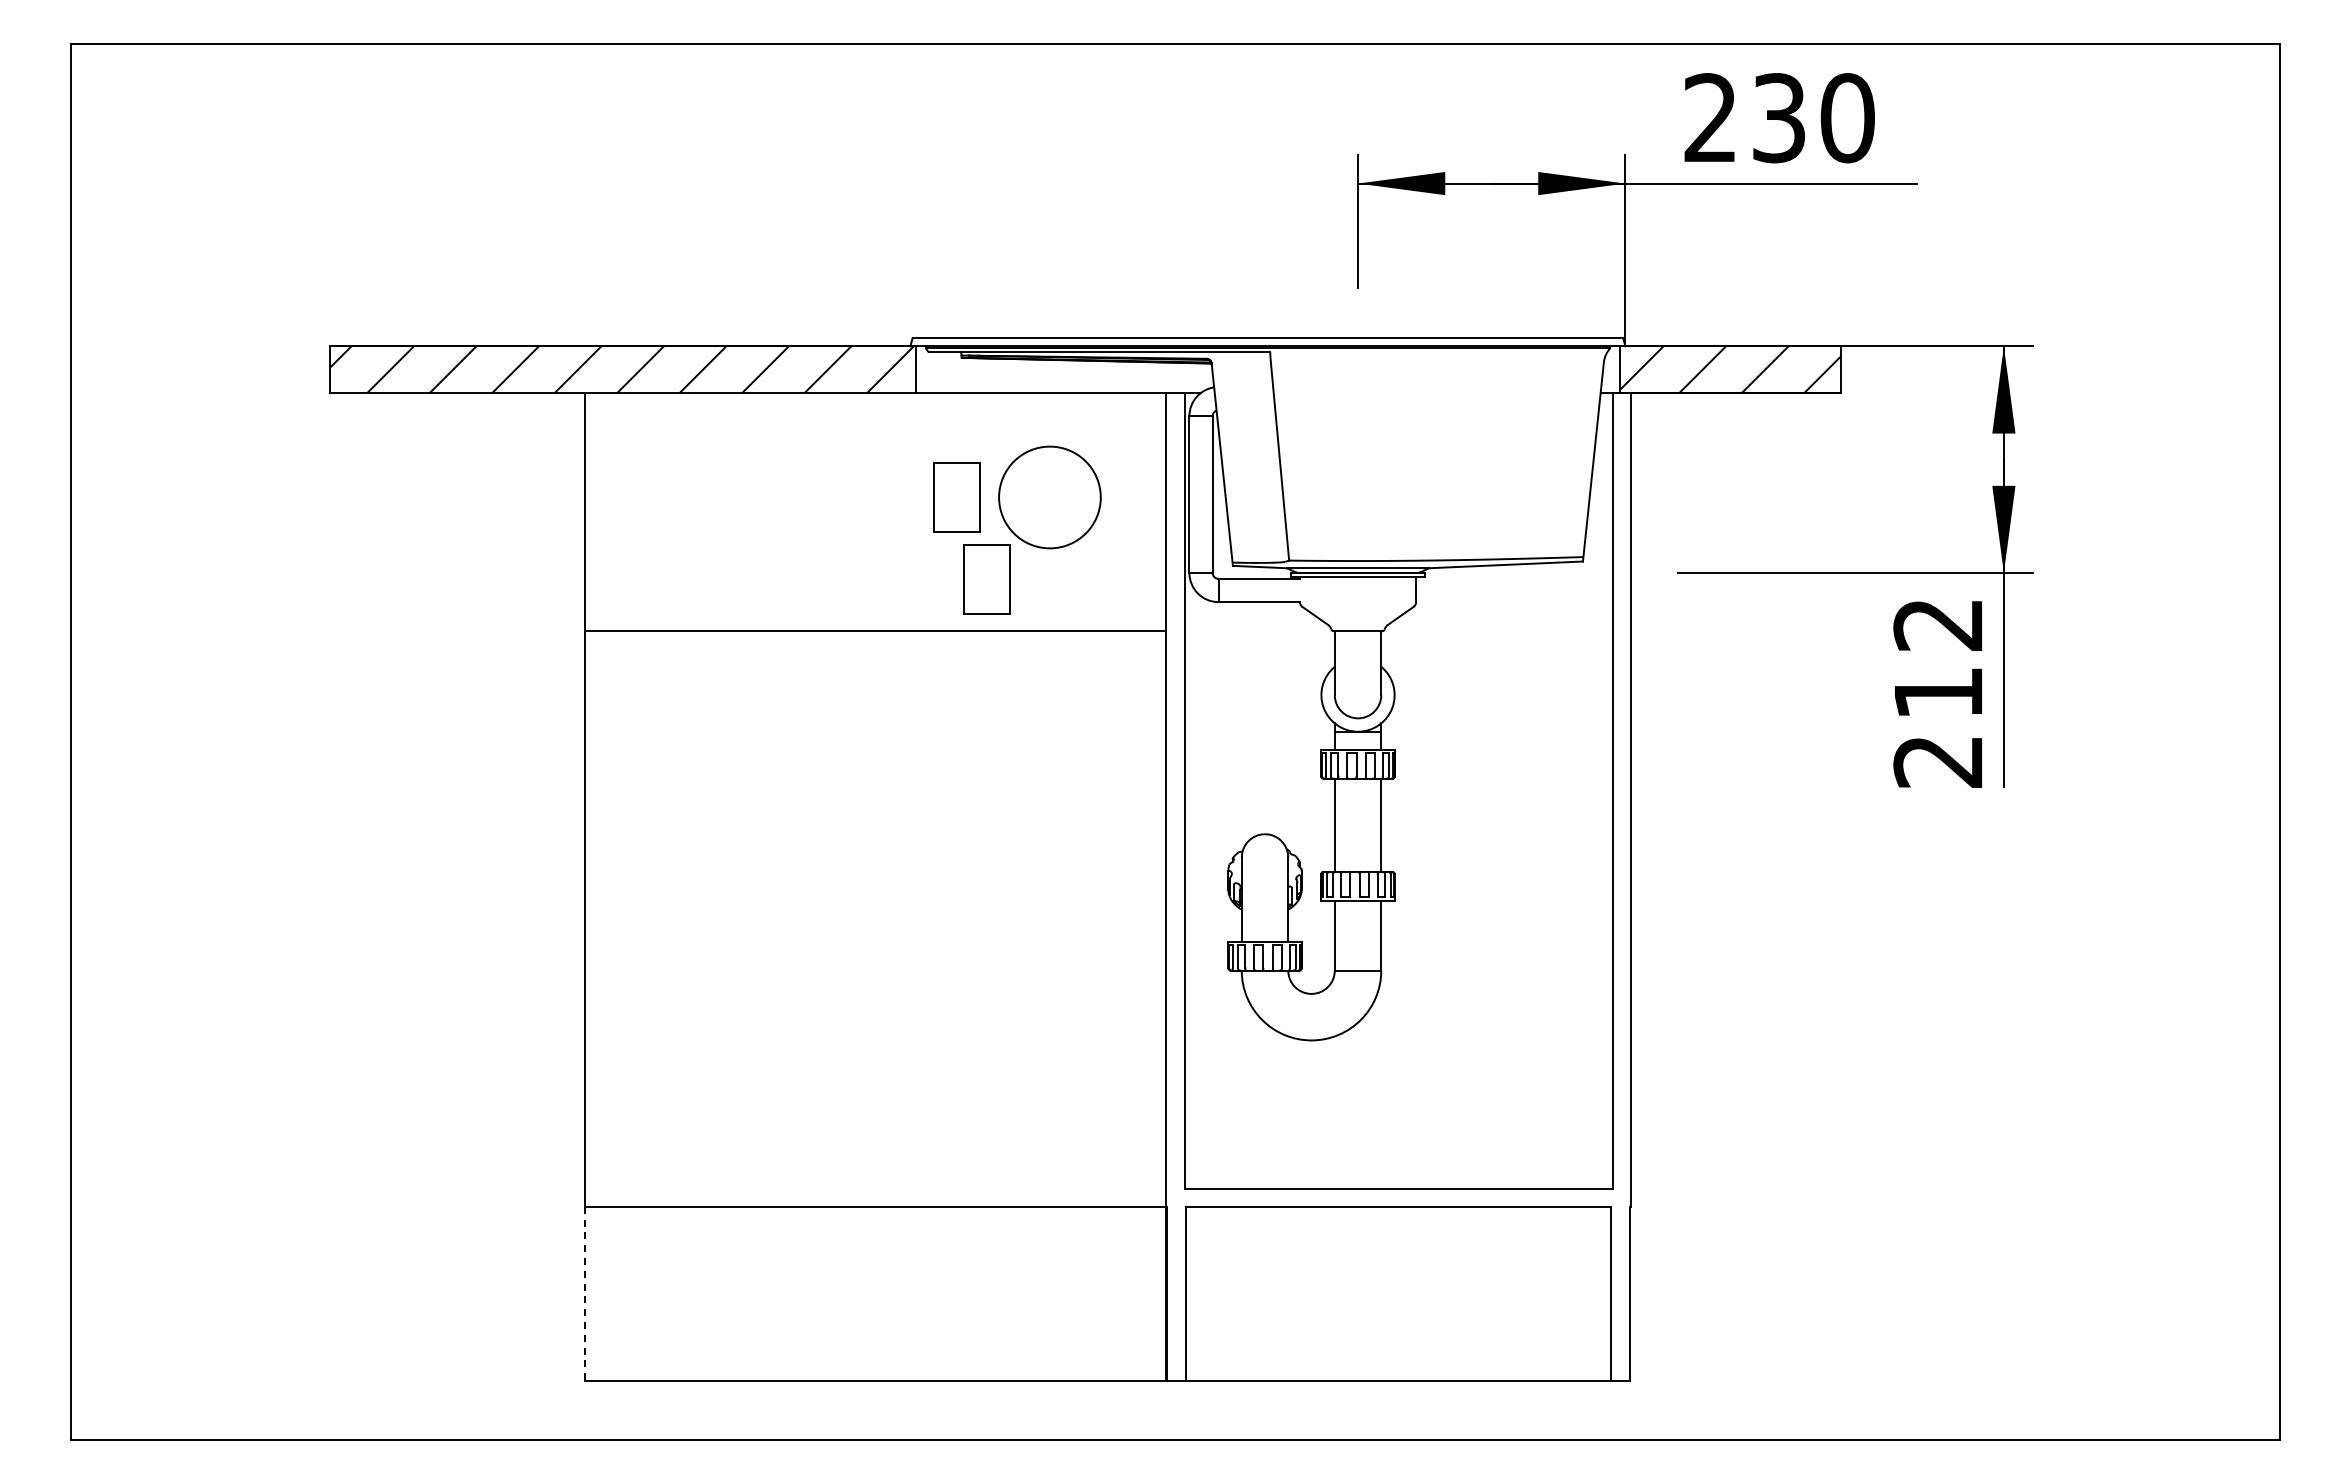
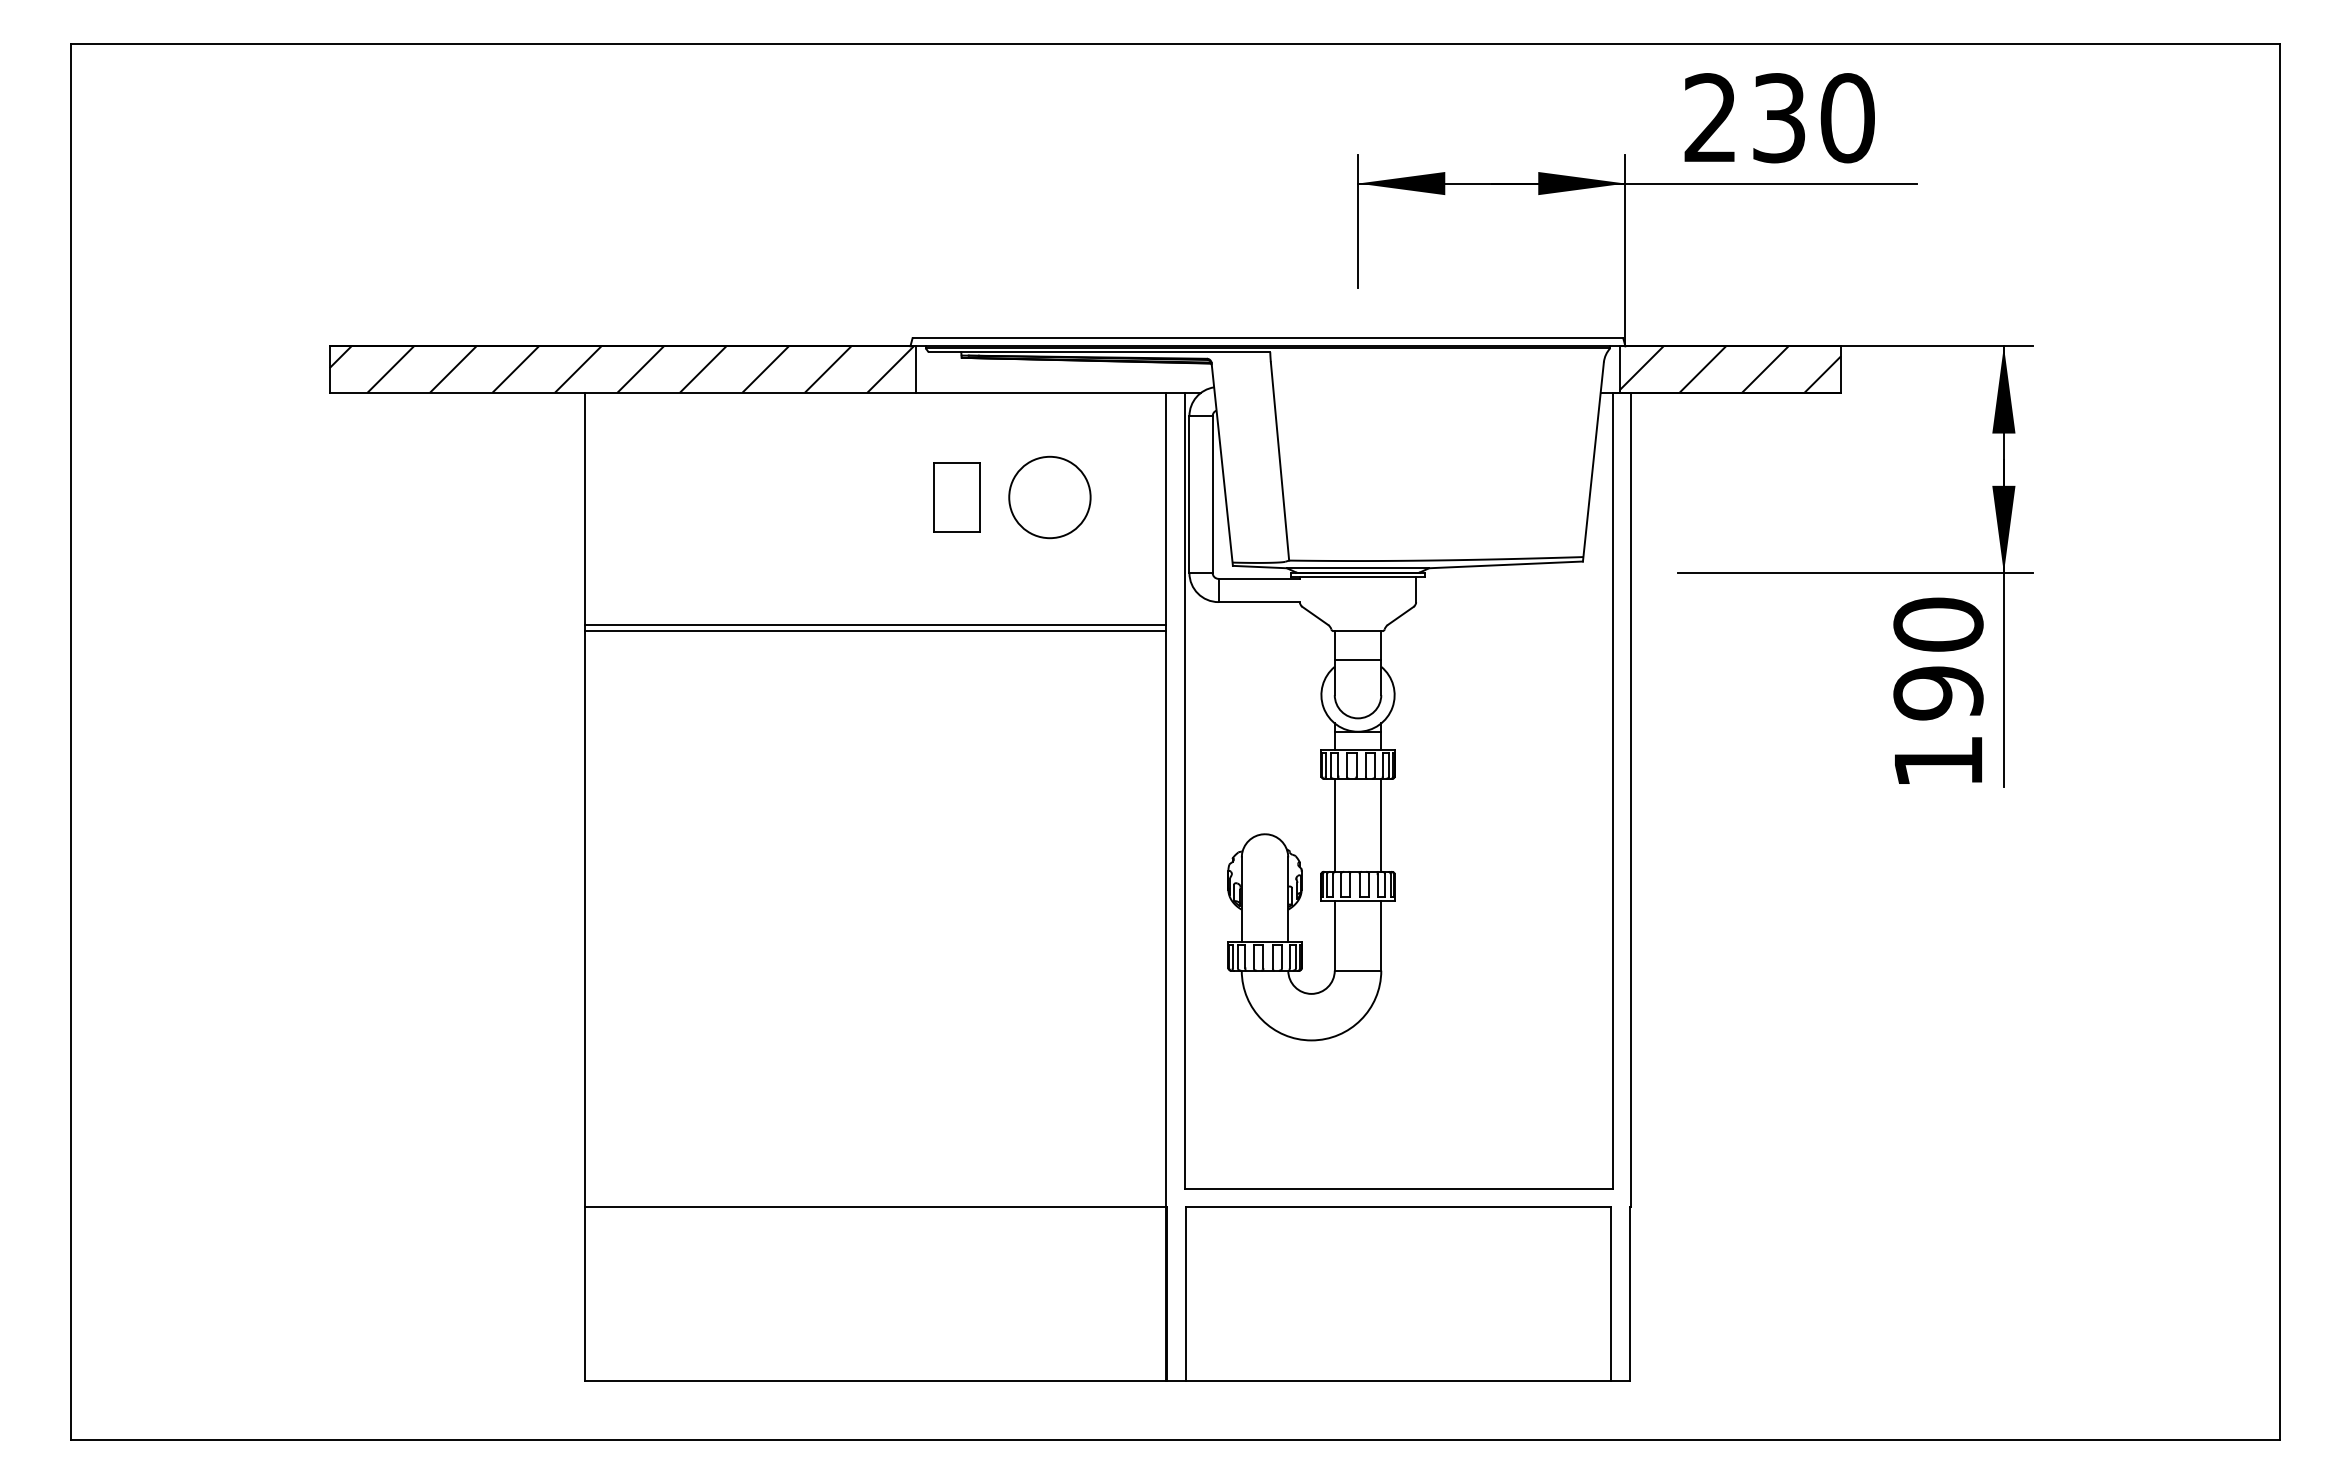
circle diameter: 102 px -> 81 px (1049, 497)
part: present -> none (986, 579)
line: none -> present (875, 625)
line: none -> present (1357, 660)
text: 212 -> 190 (1938, 692)
line: dashed -> solid (584, 1294)
